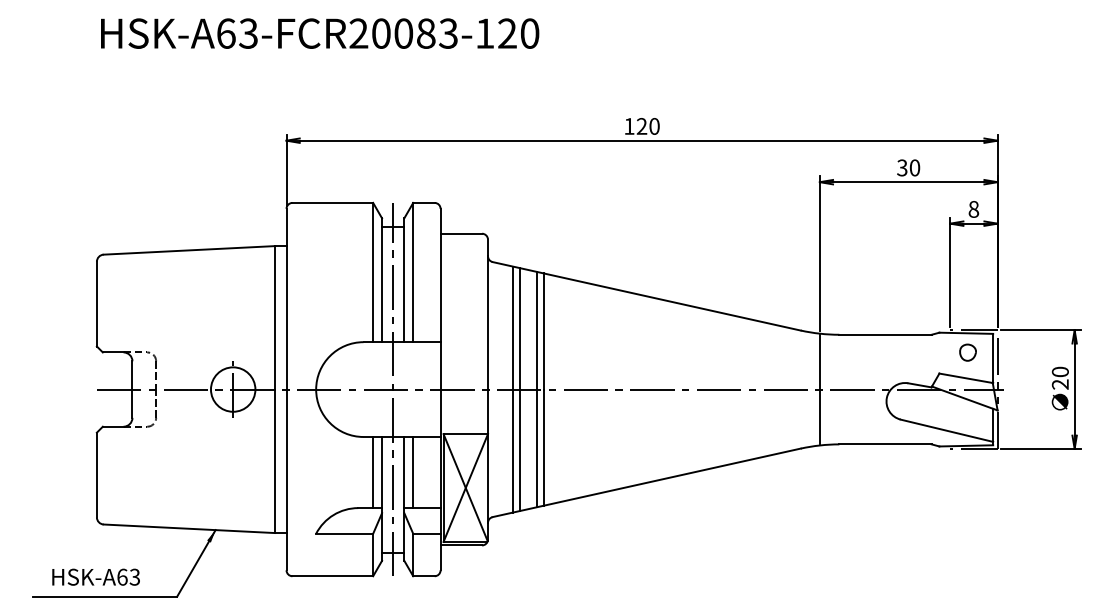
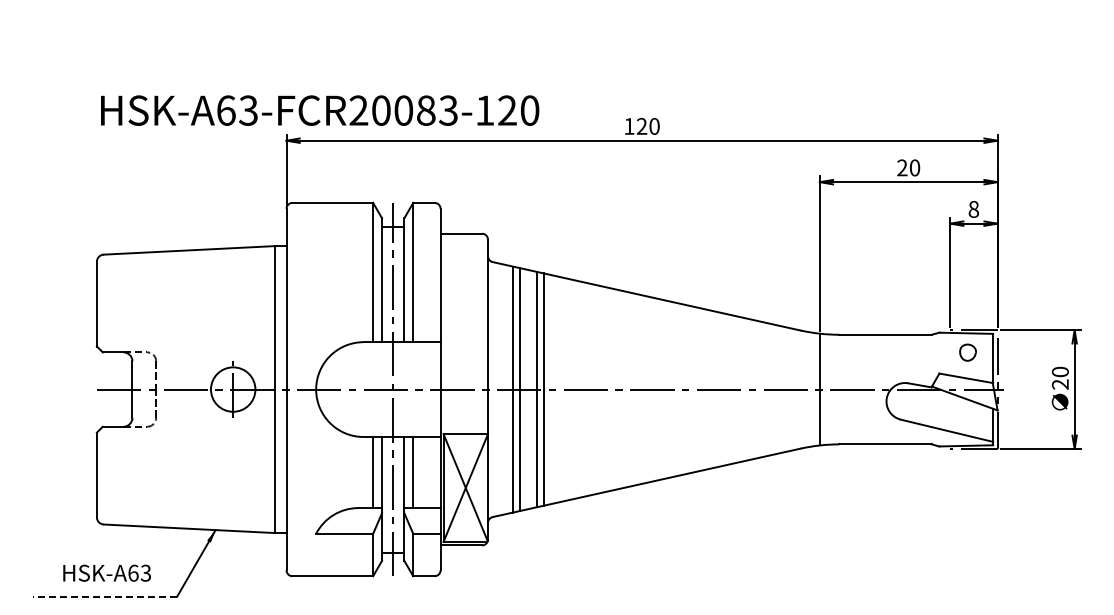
text position: (320, 33) -> (320, 110) (320, 110)
text: 30 -> 20 (902, 168)
text position: (95, 576) -> (106, 572) (106, 572)
line: solid -> dashed (105, 596)
